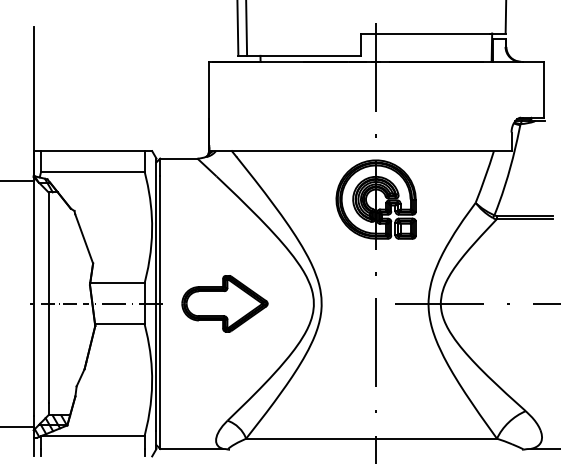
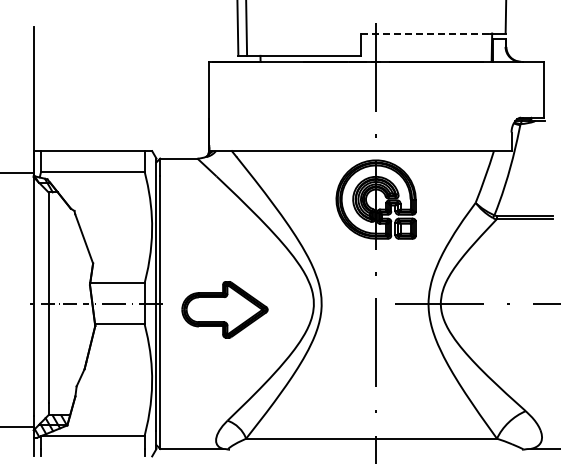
line: solid -> dashed (426, 33)
line position: (17, 180) -> (17, 172) (17, 172)
part position: (224, 303) -> (224, 309) (224, 309)
